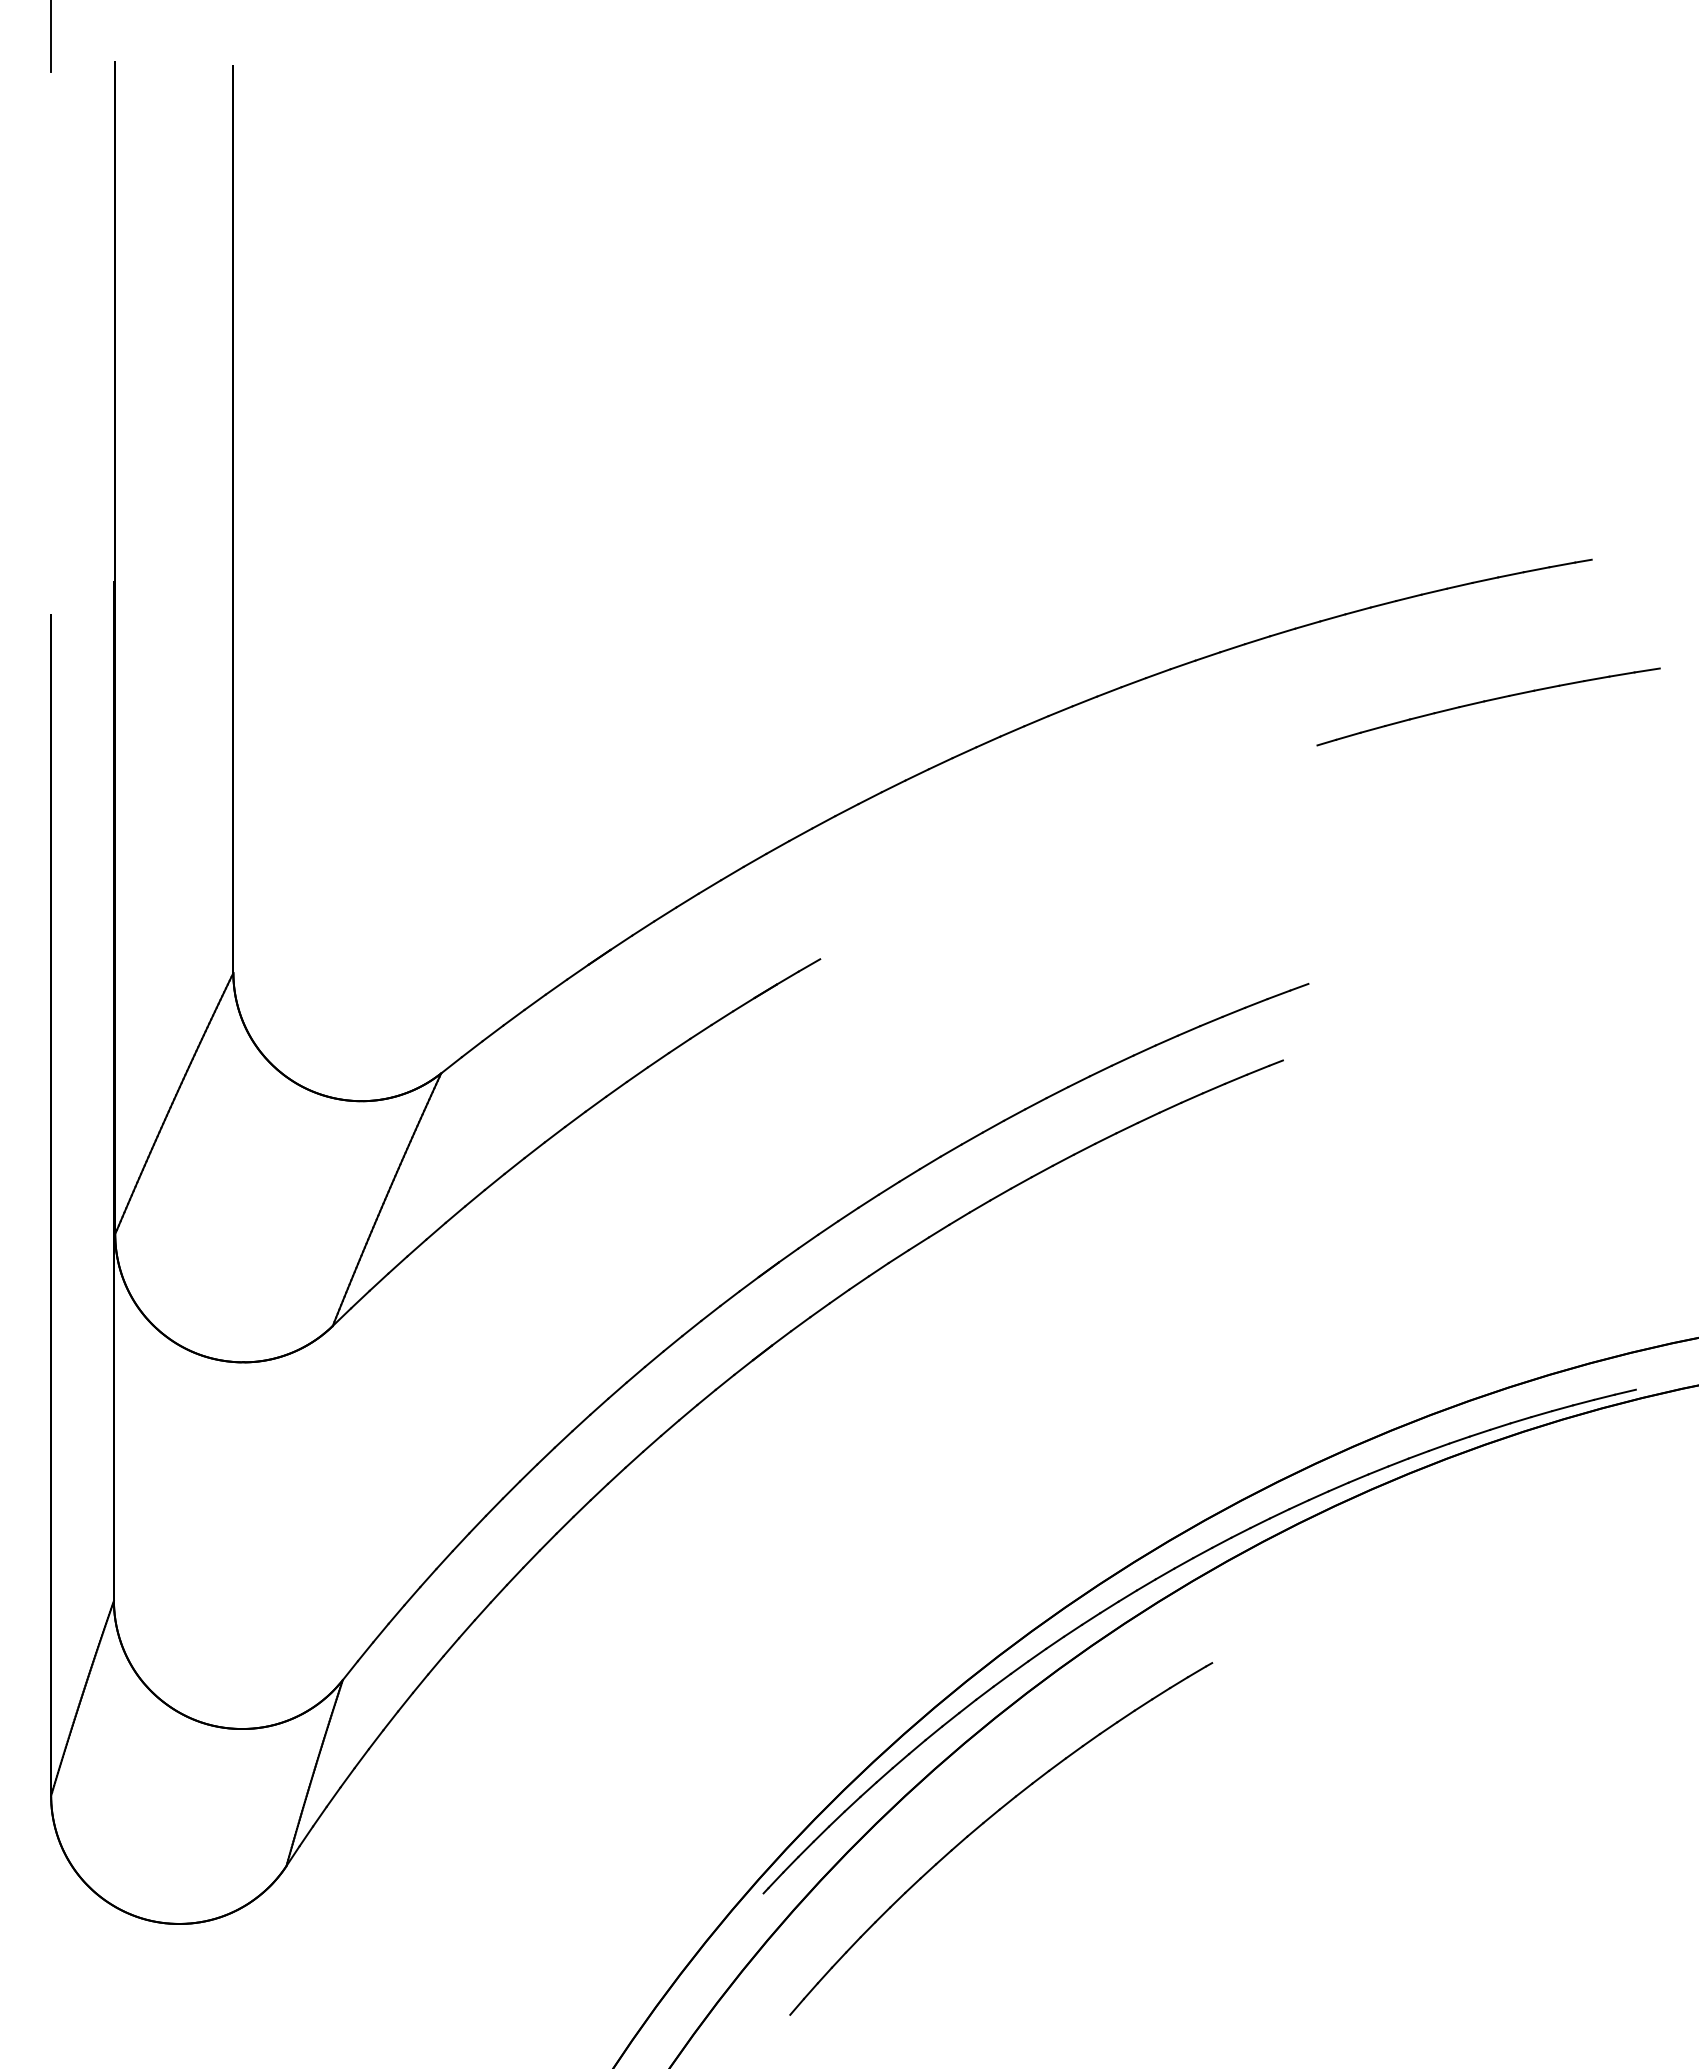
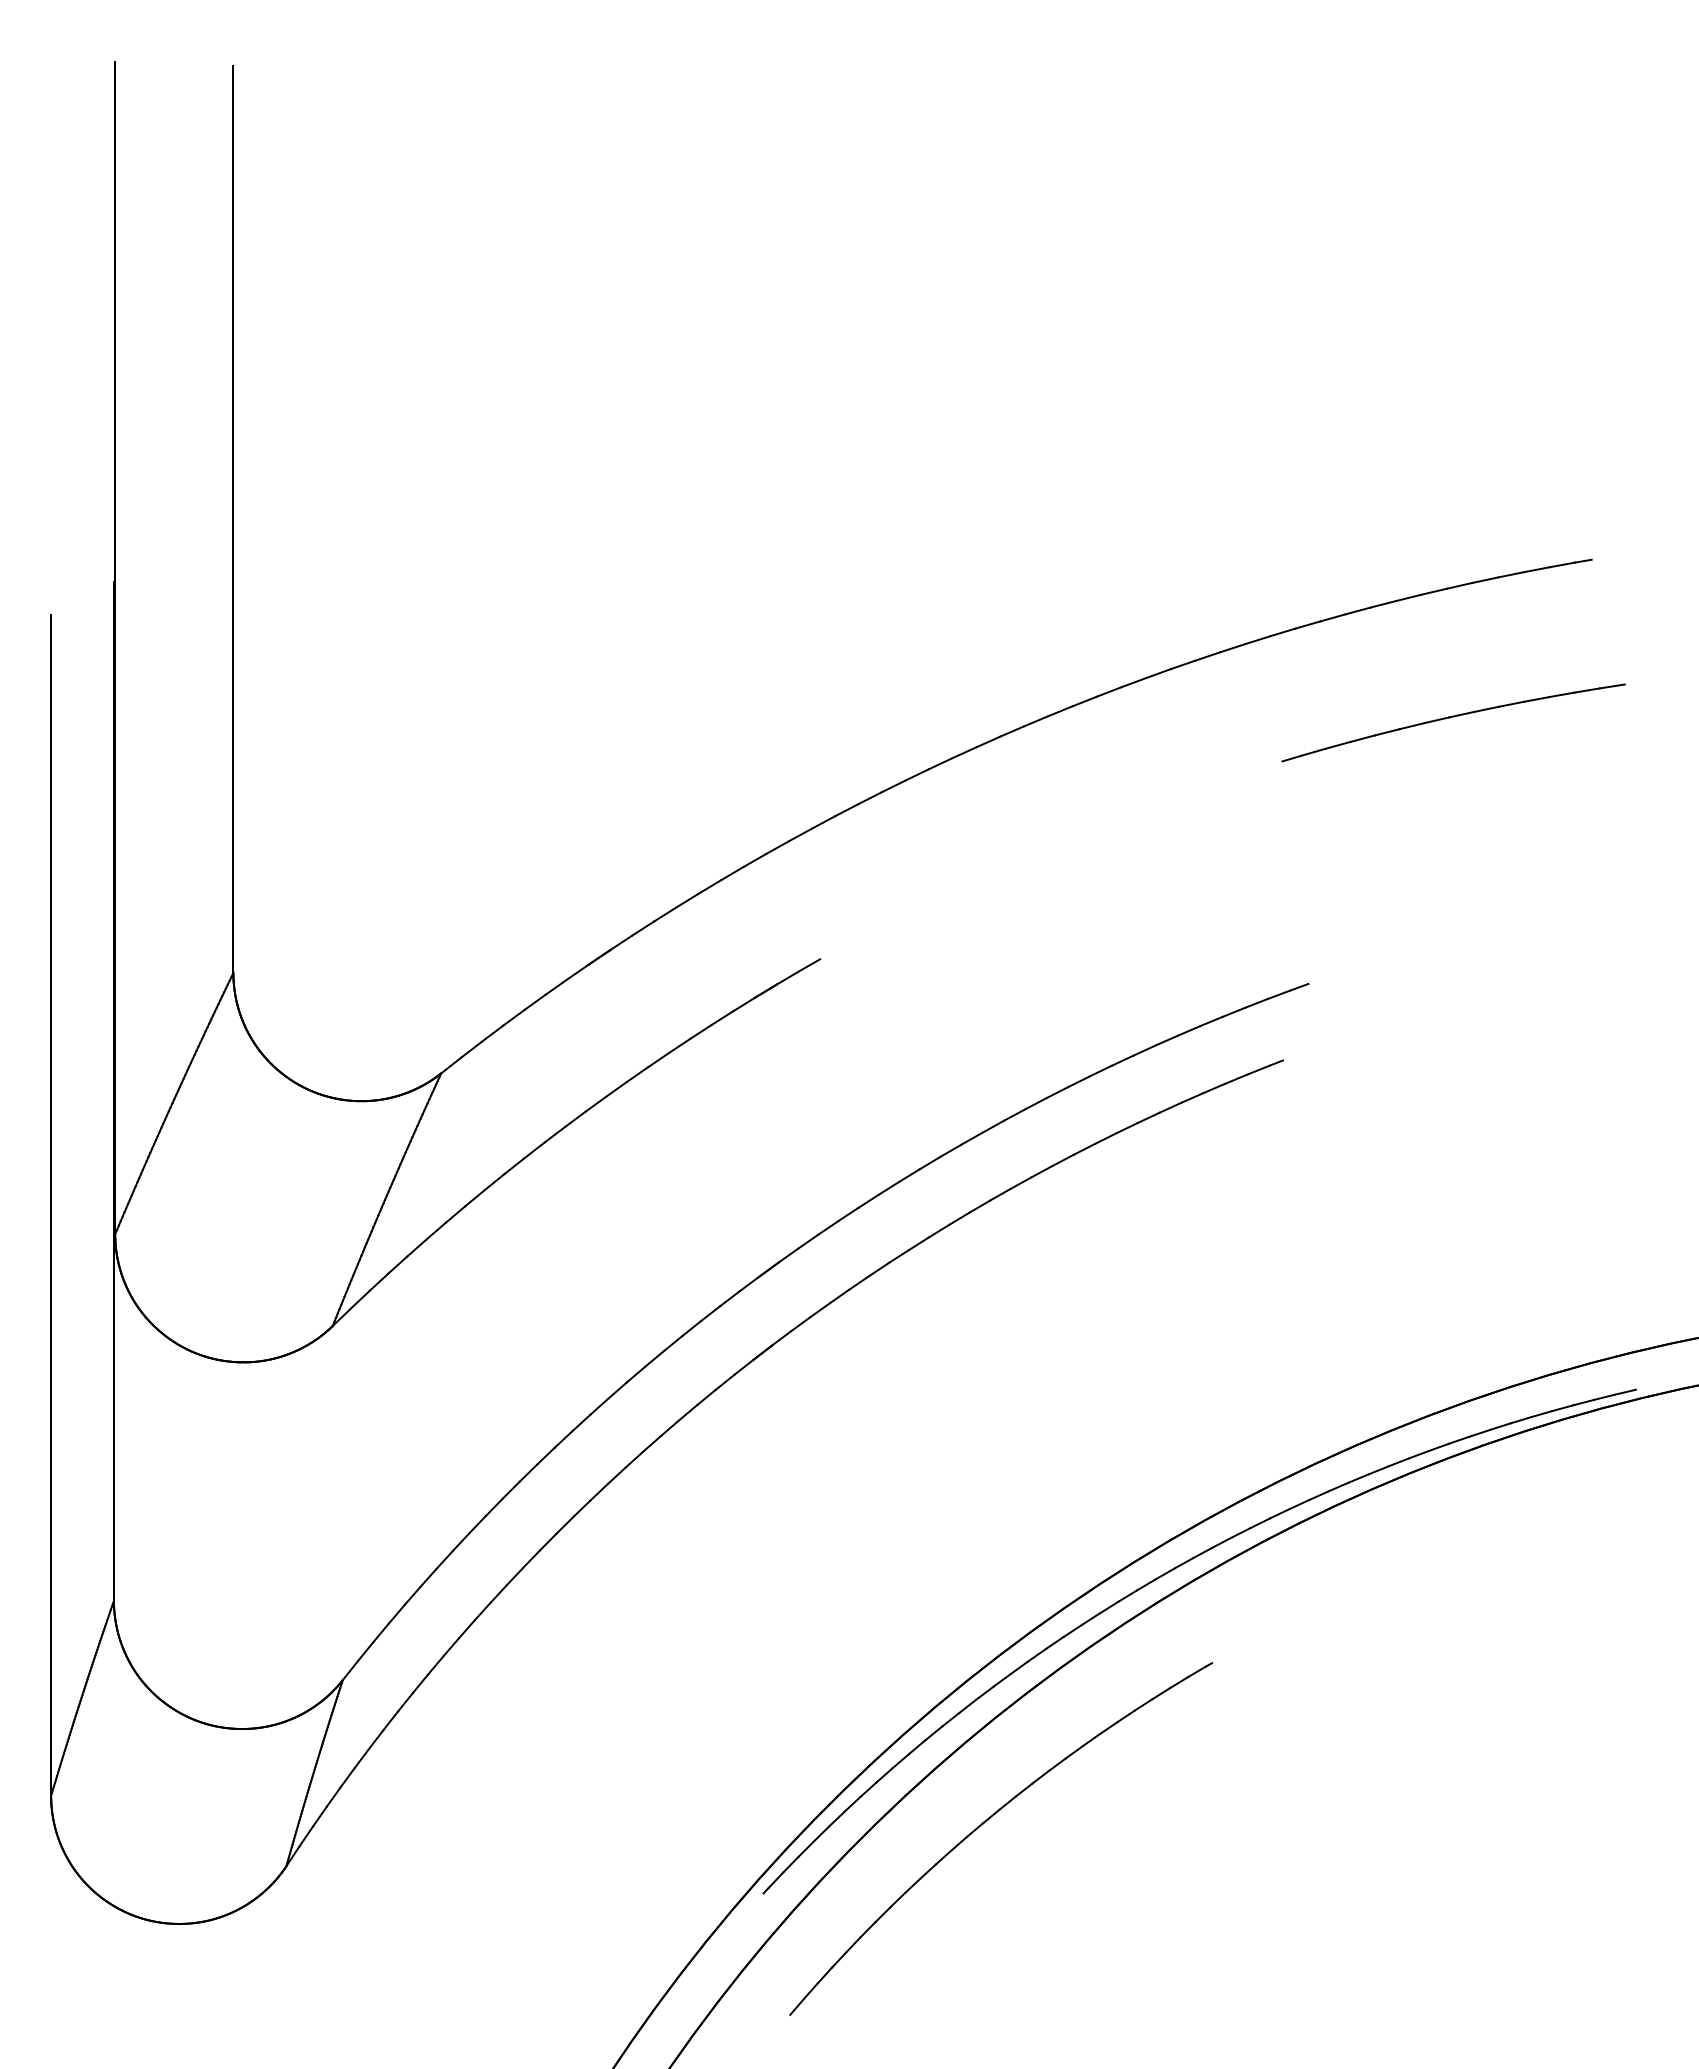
line: present -> none (51, 37)
part position: (1488, 706) -> (1453, 722) (1453, 722)
